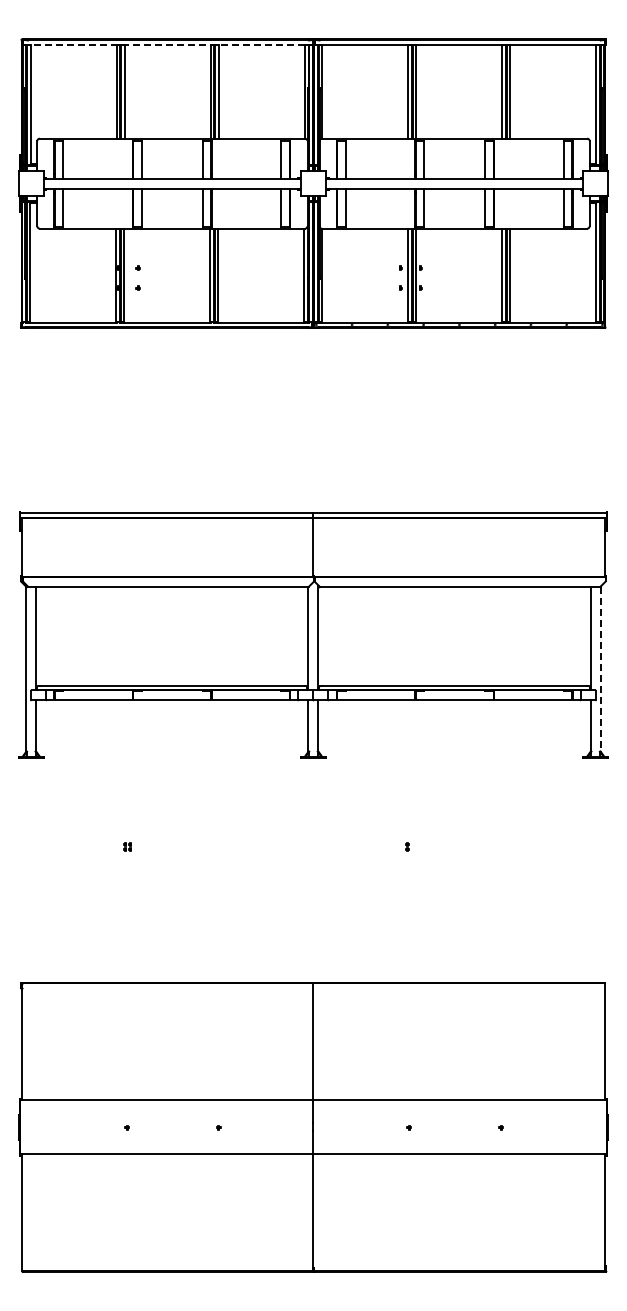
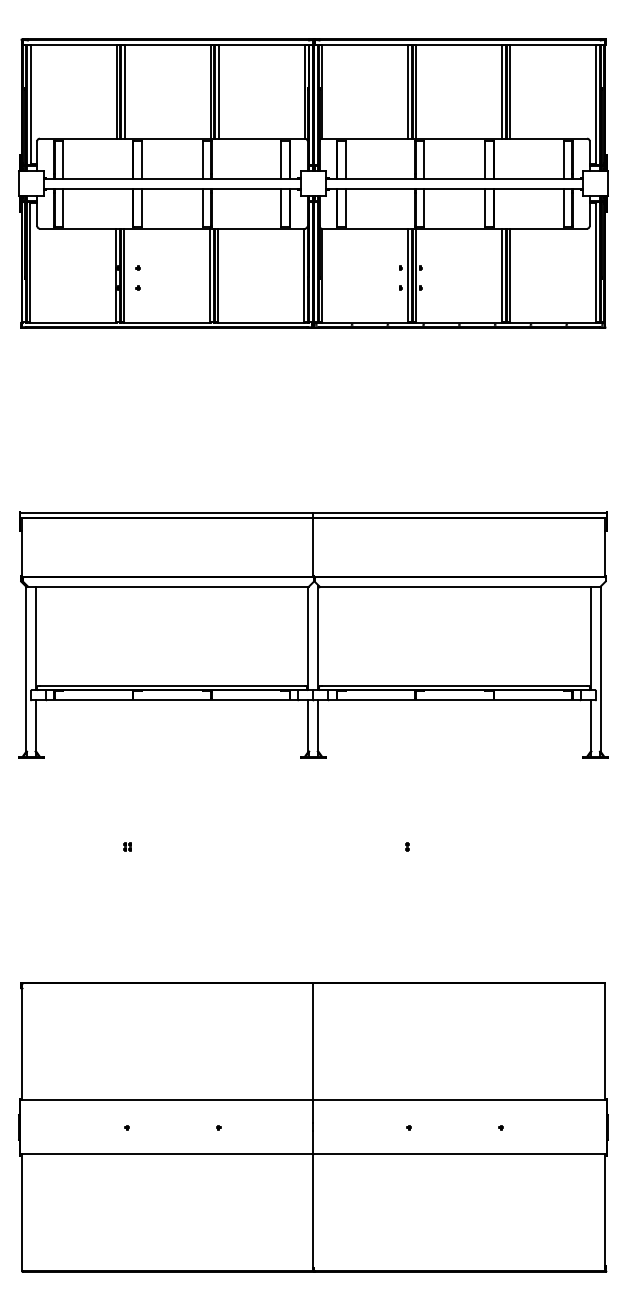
line: dashed -> solid (168, 44)
line: dashed -> solid (600, 669)
